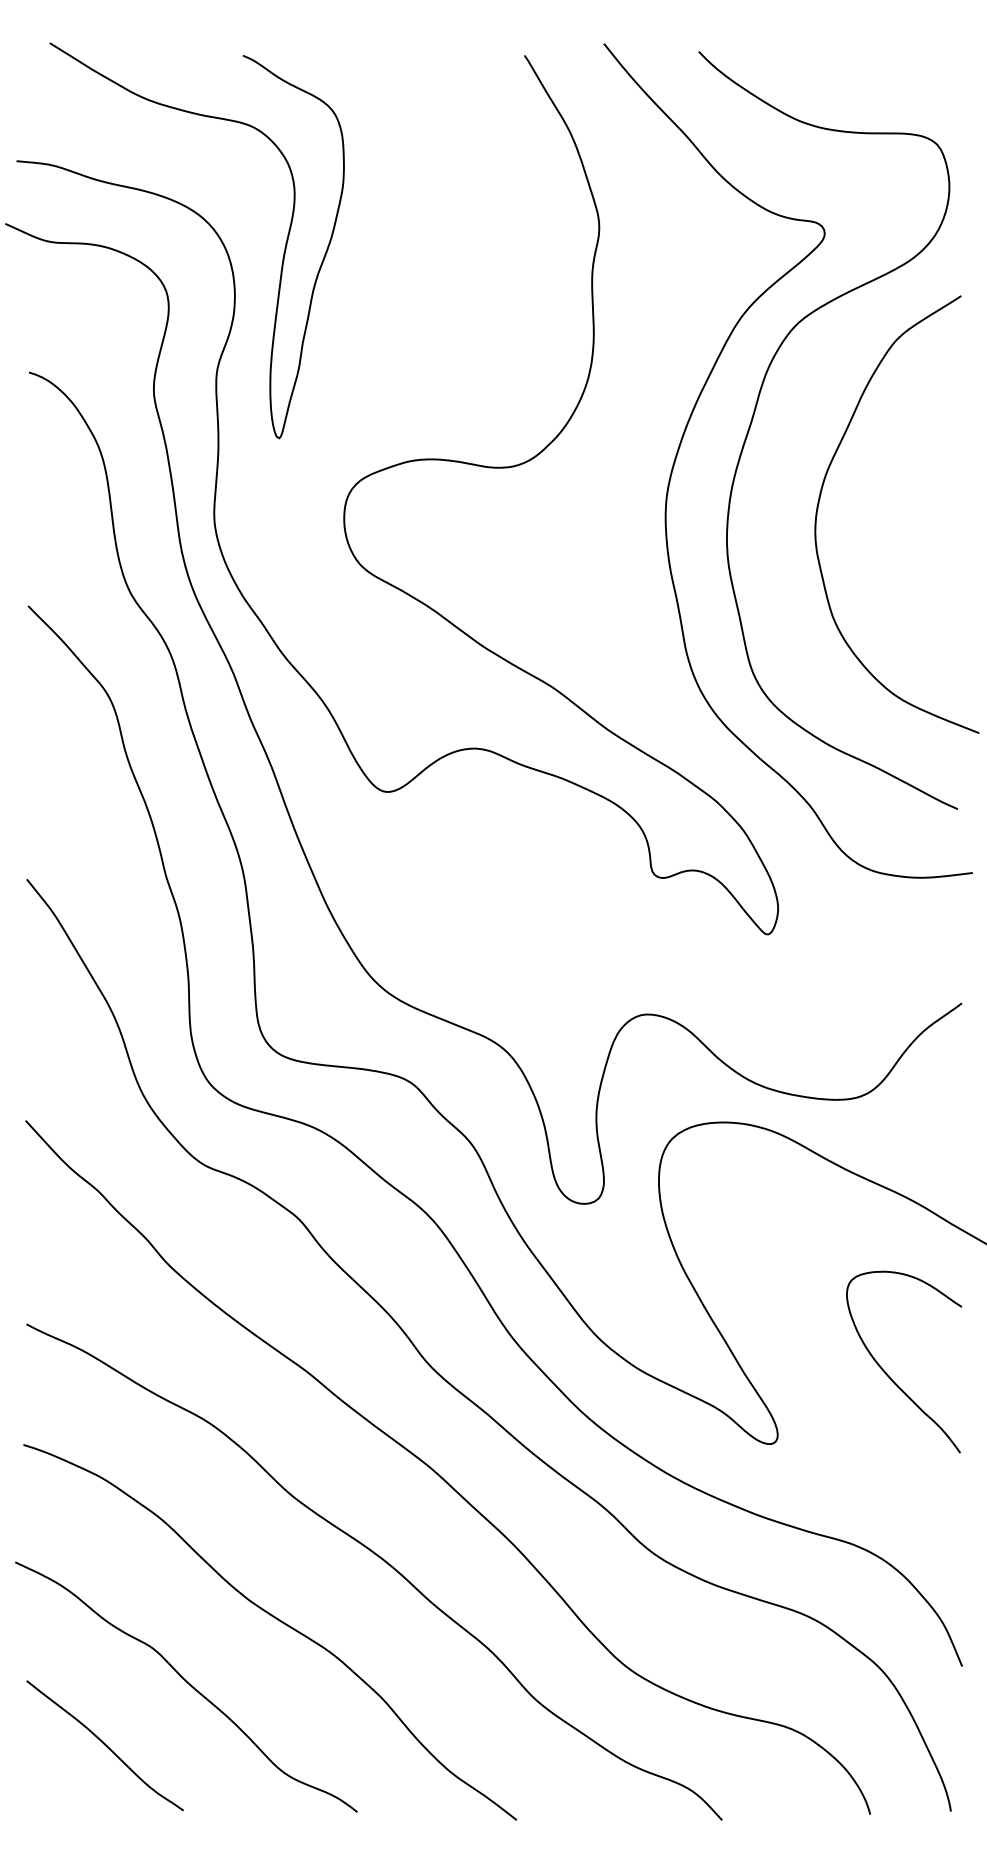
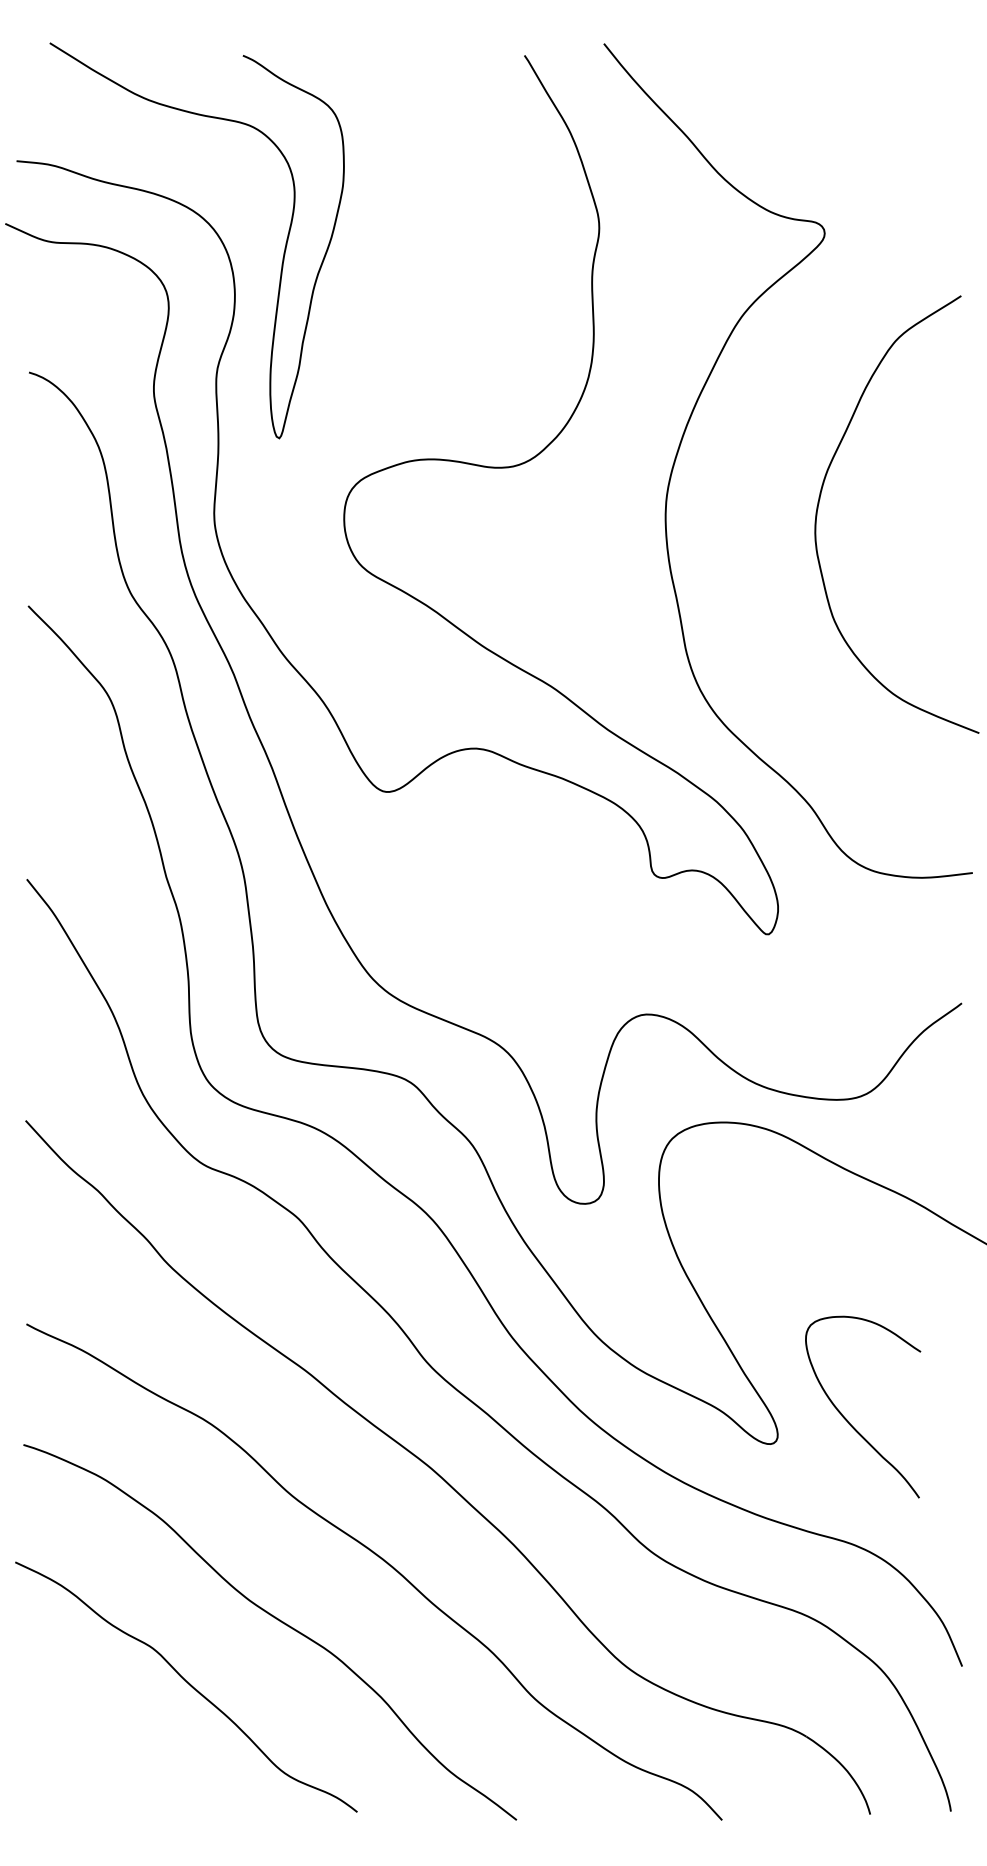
curve: present -> none (755, 412)
curve position: (889, 1375) -> (848, 1420) (848, 1420)
curve: present -> none (104, 1745)
